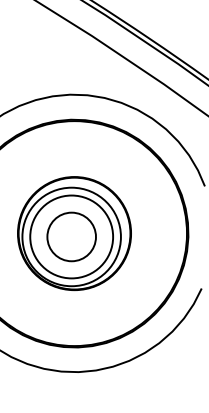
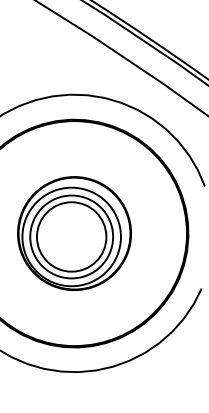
circle diameter: 49 px -> 69 px (71, 236)
